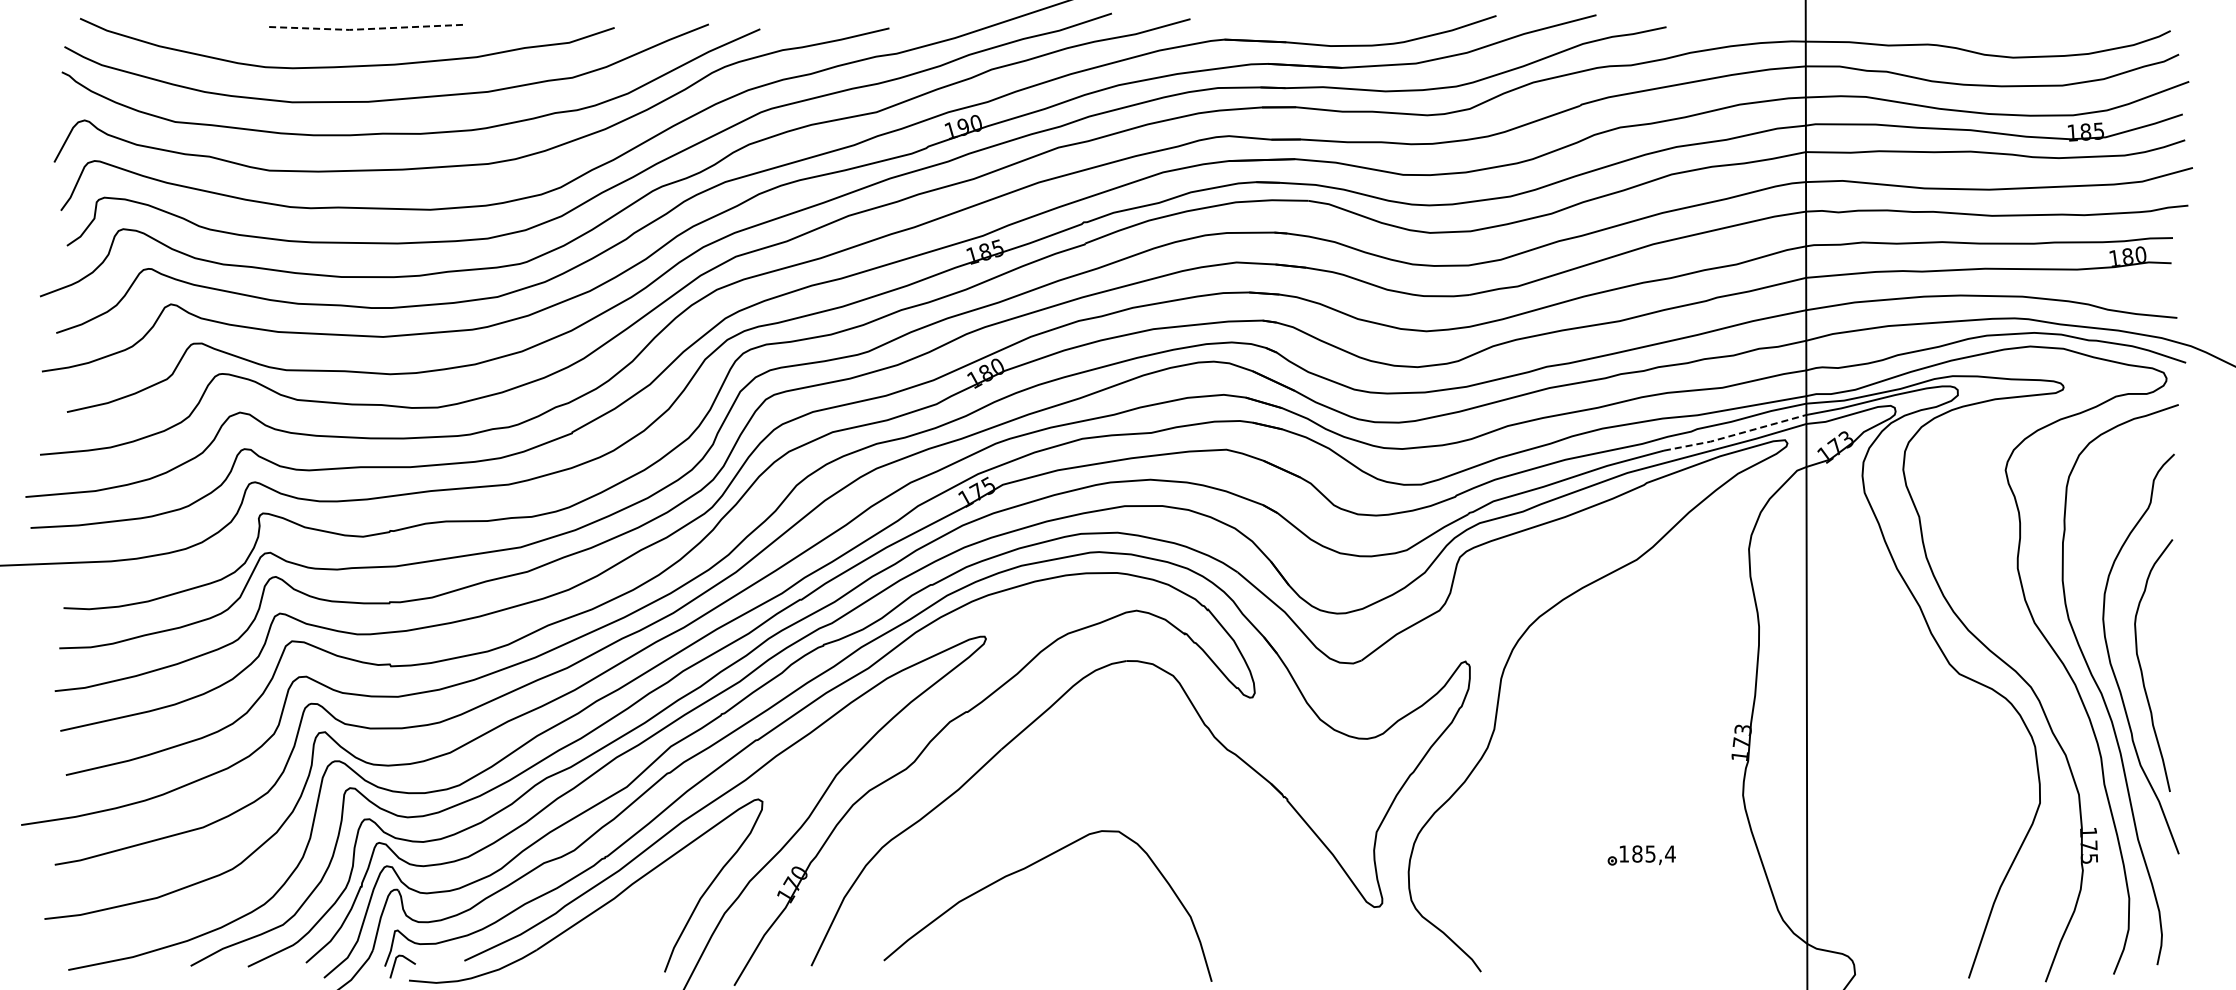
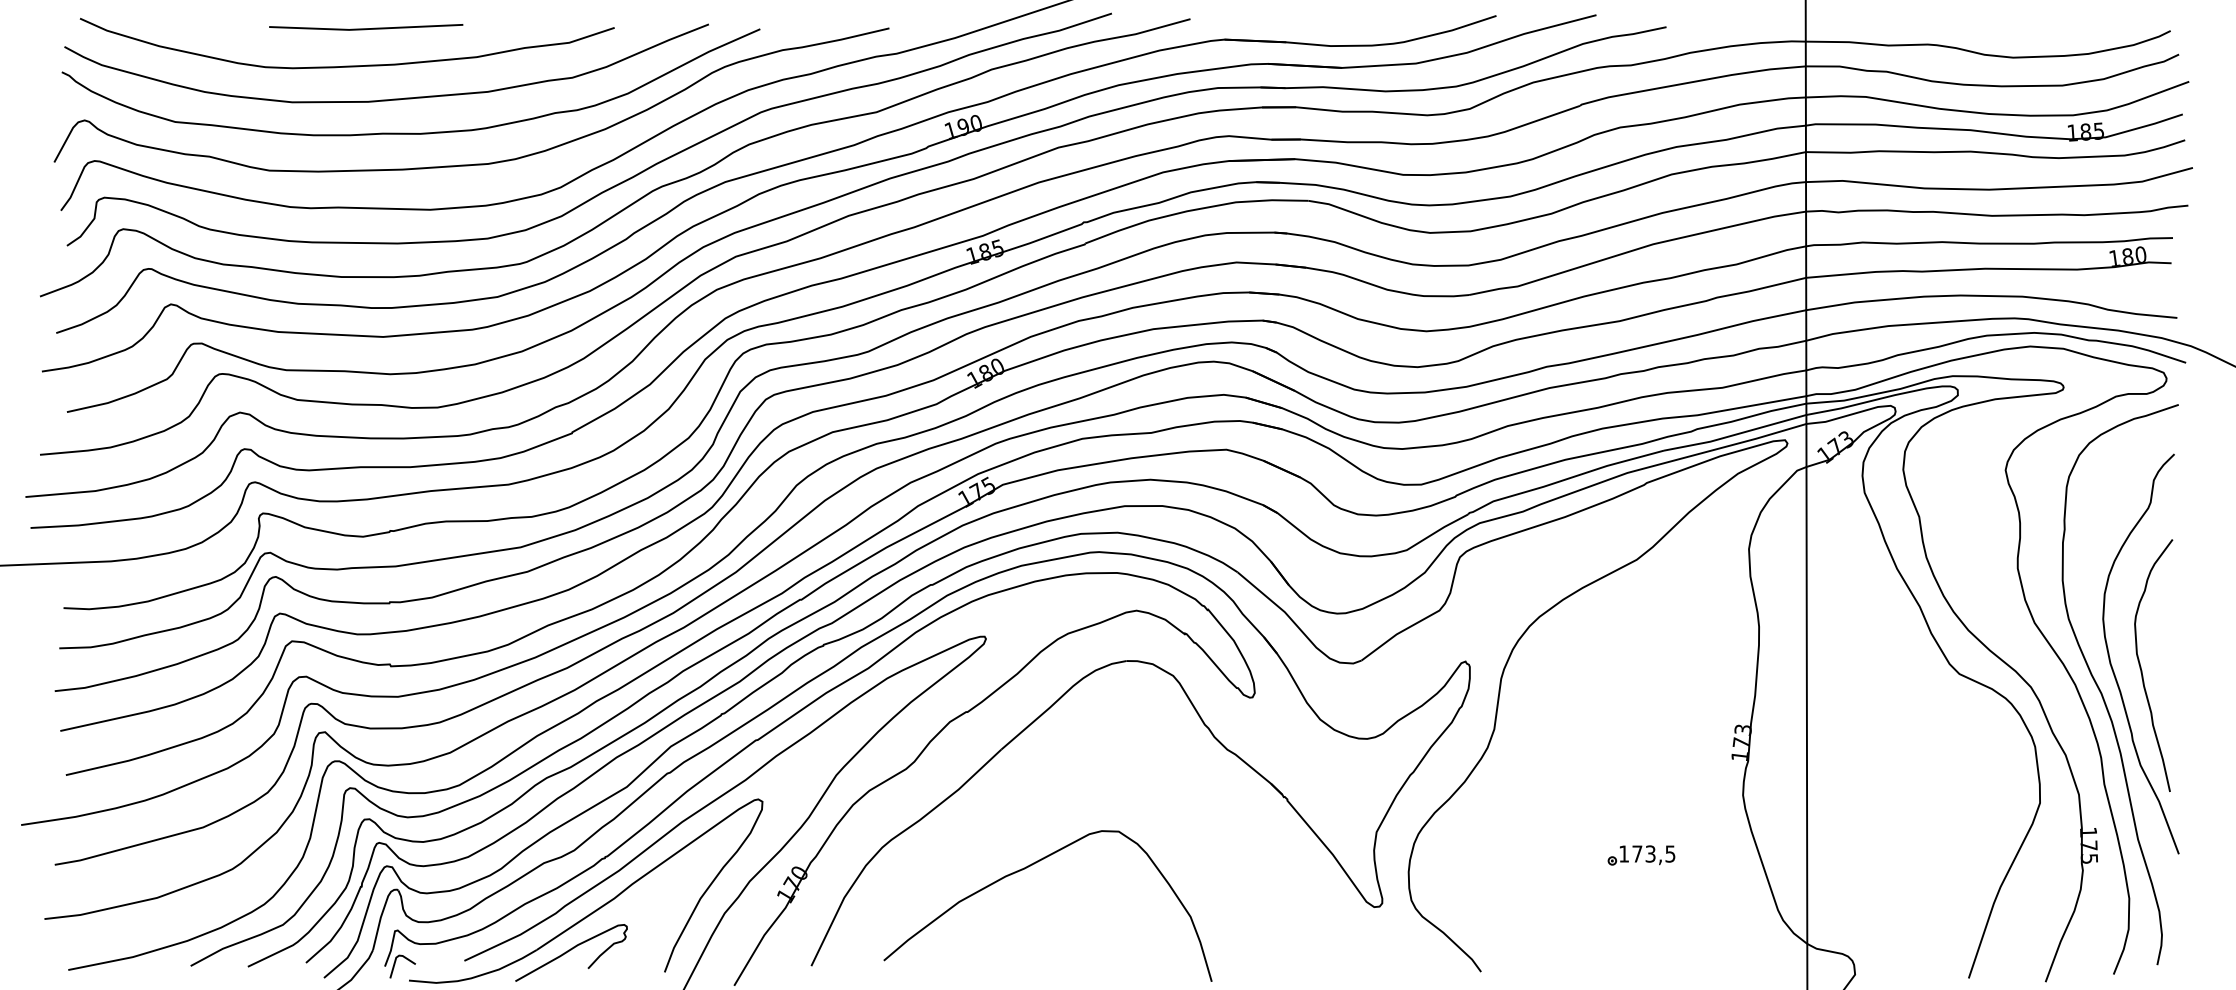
line: dashed -> solid (366, 29)
line: dashed -> solid (1735, 434)
text: 185,4 -> 173,5 (1653, 853)
curve: none -> present (571, 950)
